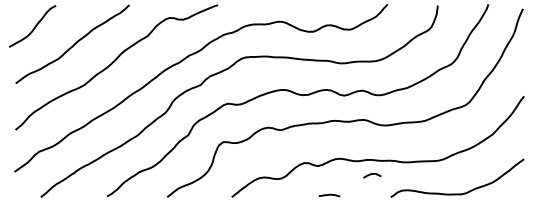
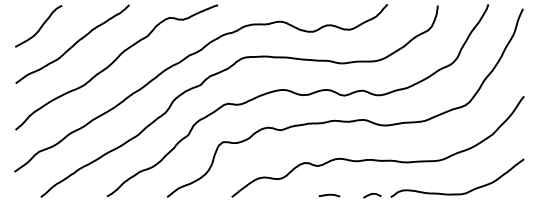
curve position: (33, 27) -> (39, 27) (39, 27)
curve position: (372, 174) -> (372, 194) (372, 194)
